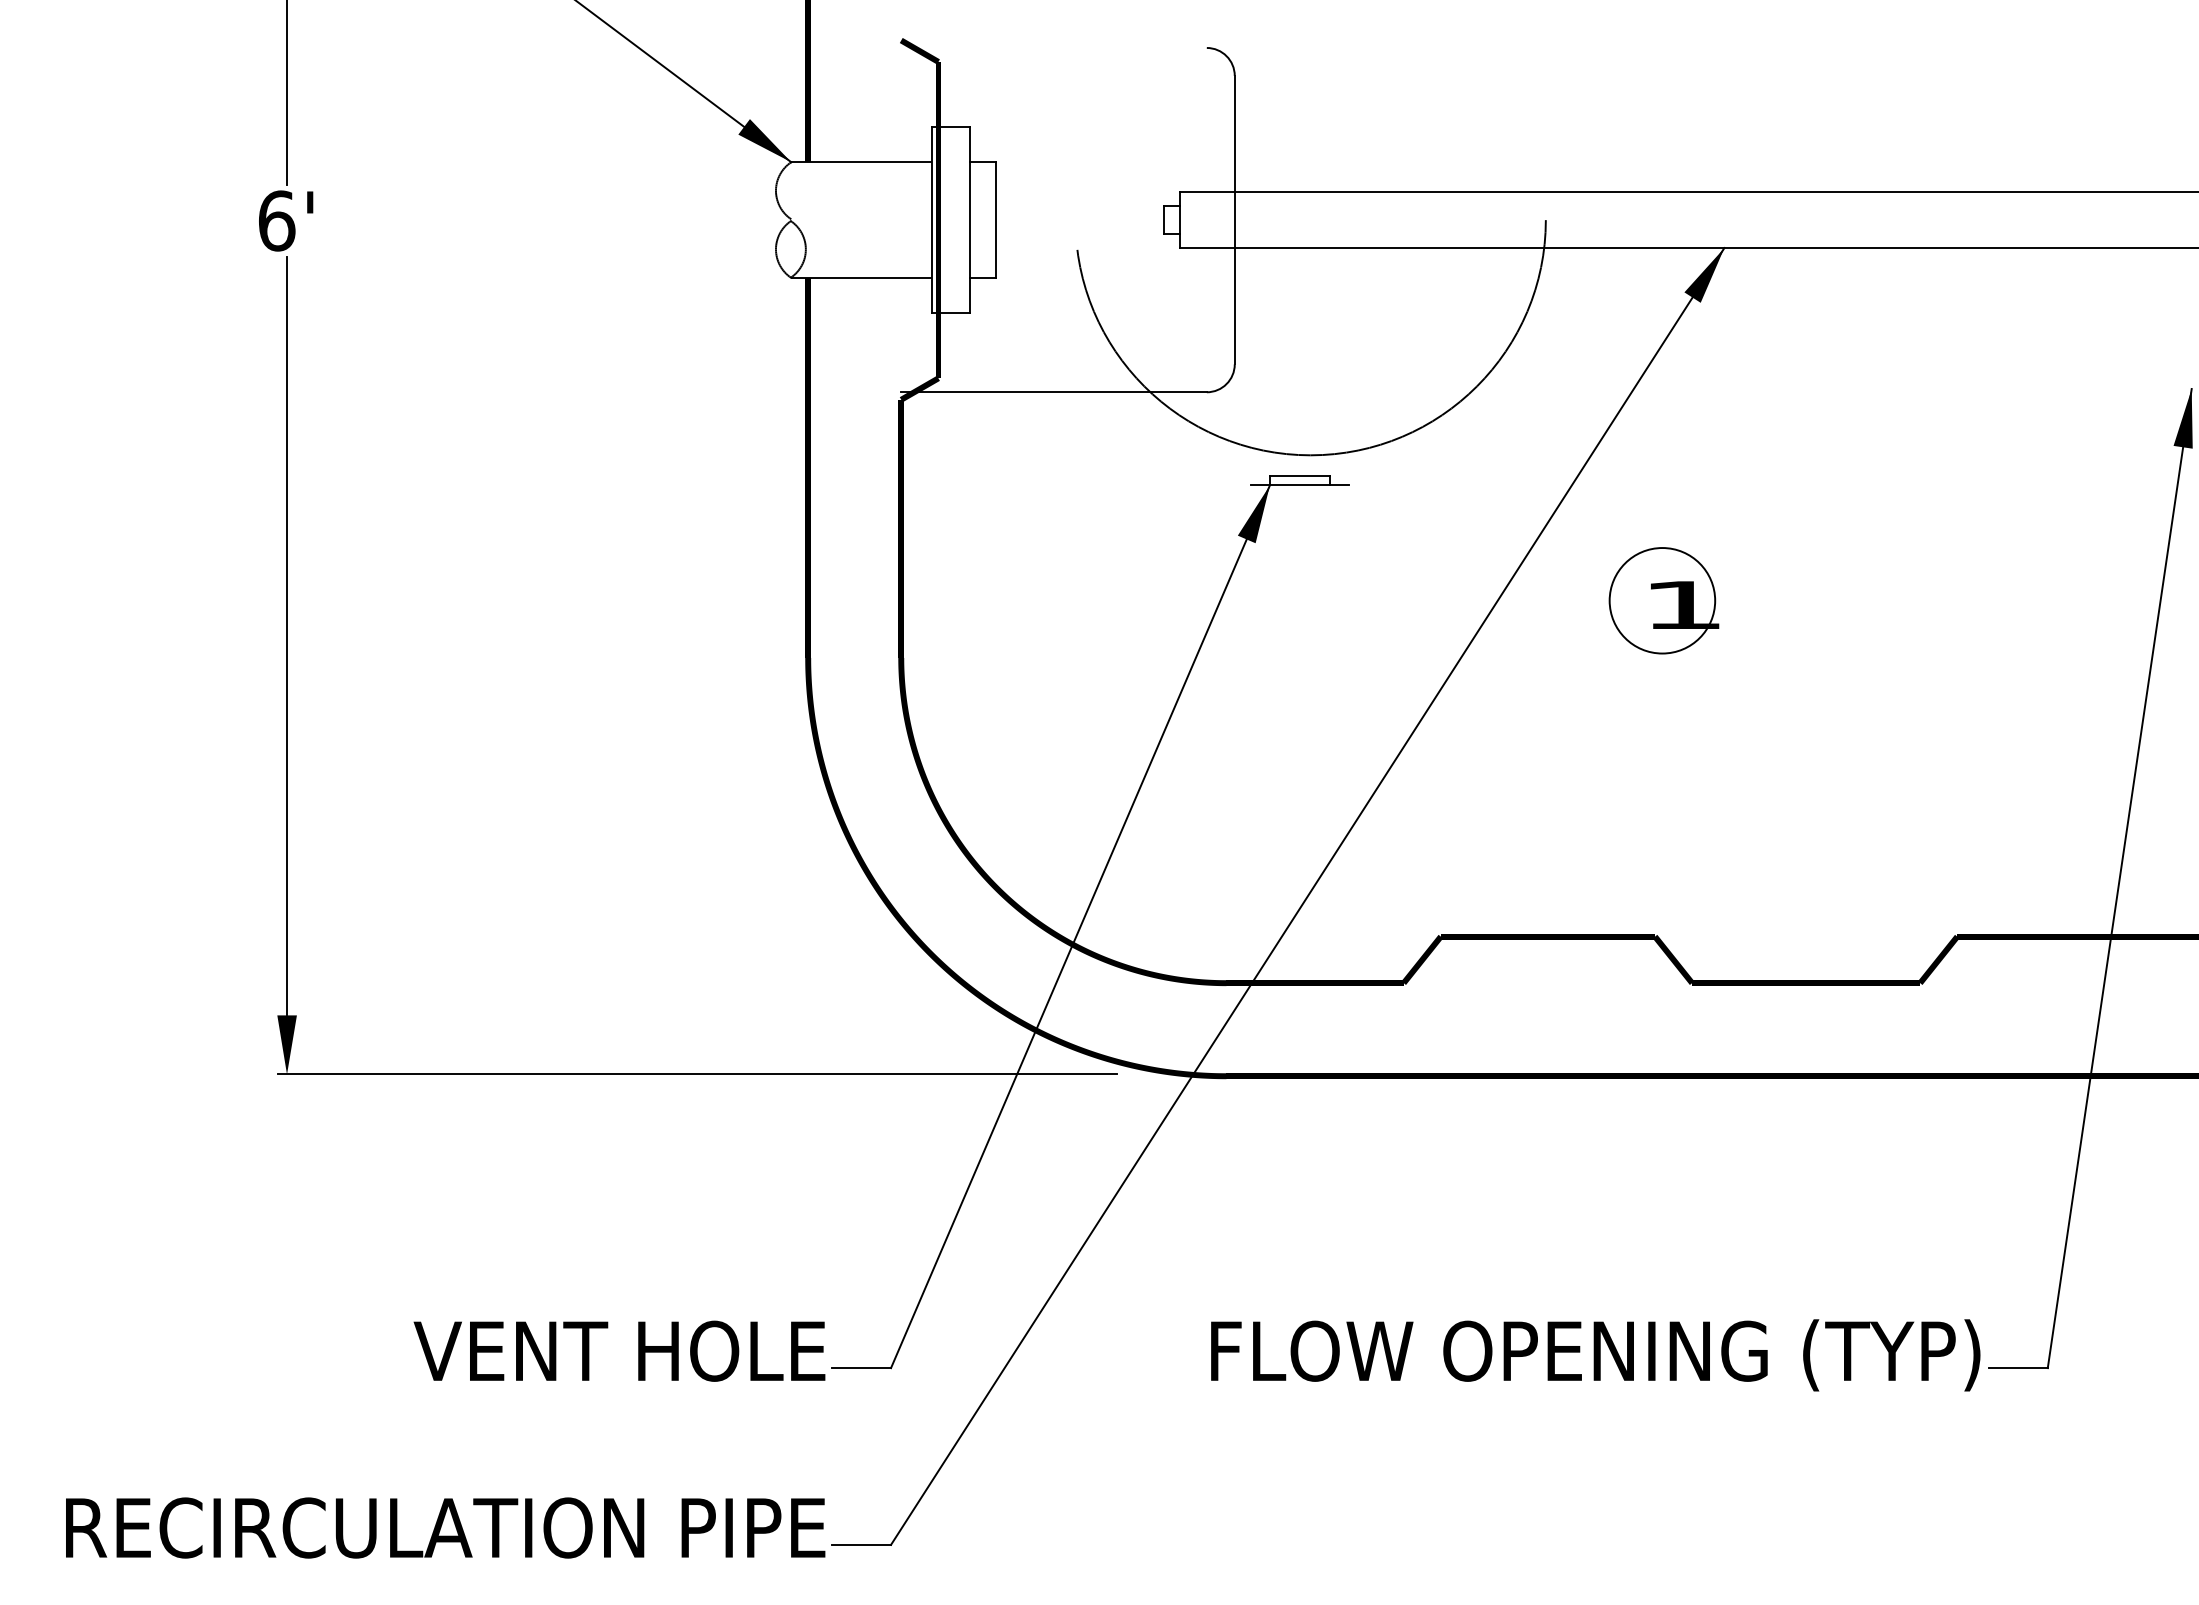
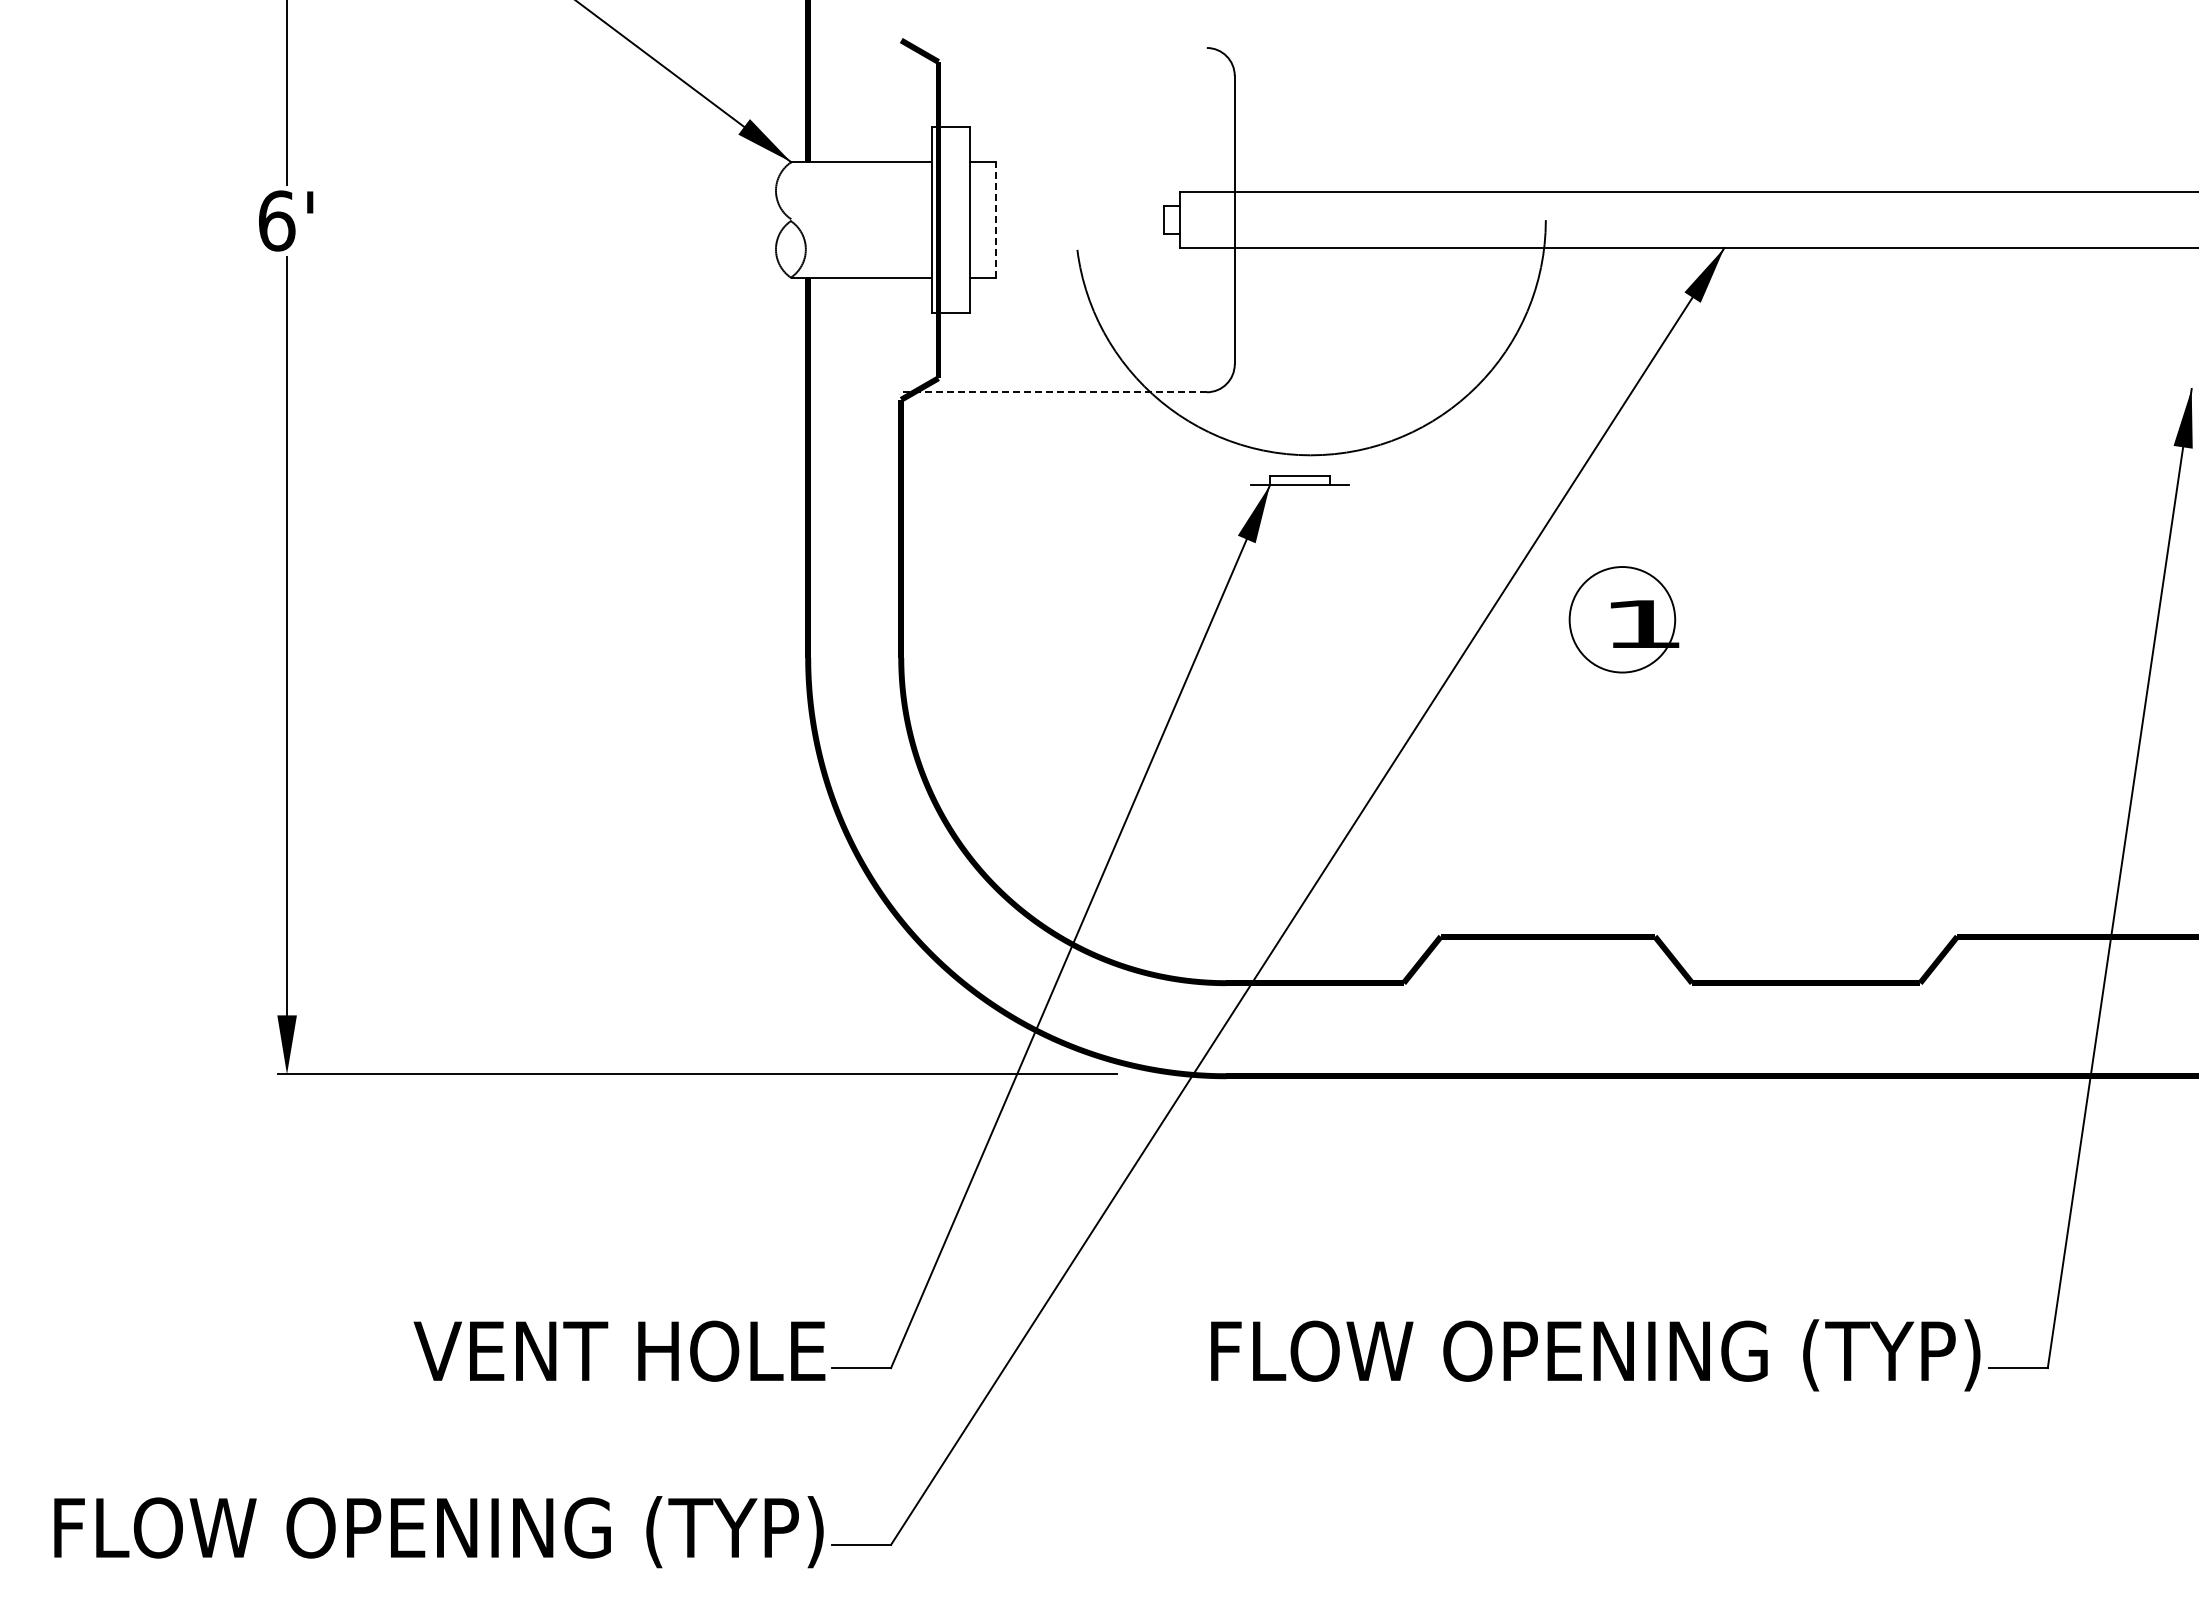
line: solid -> dashed (995, 220)
line: solid -> dashed (1054, 392)
part position: (1663, 600) -> (1623, 619) (1623, 619)
text: RECIRCULATION PIPE -> FLOW OPENING (TYP) (439, 1532)
